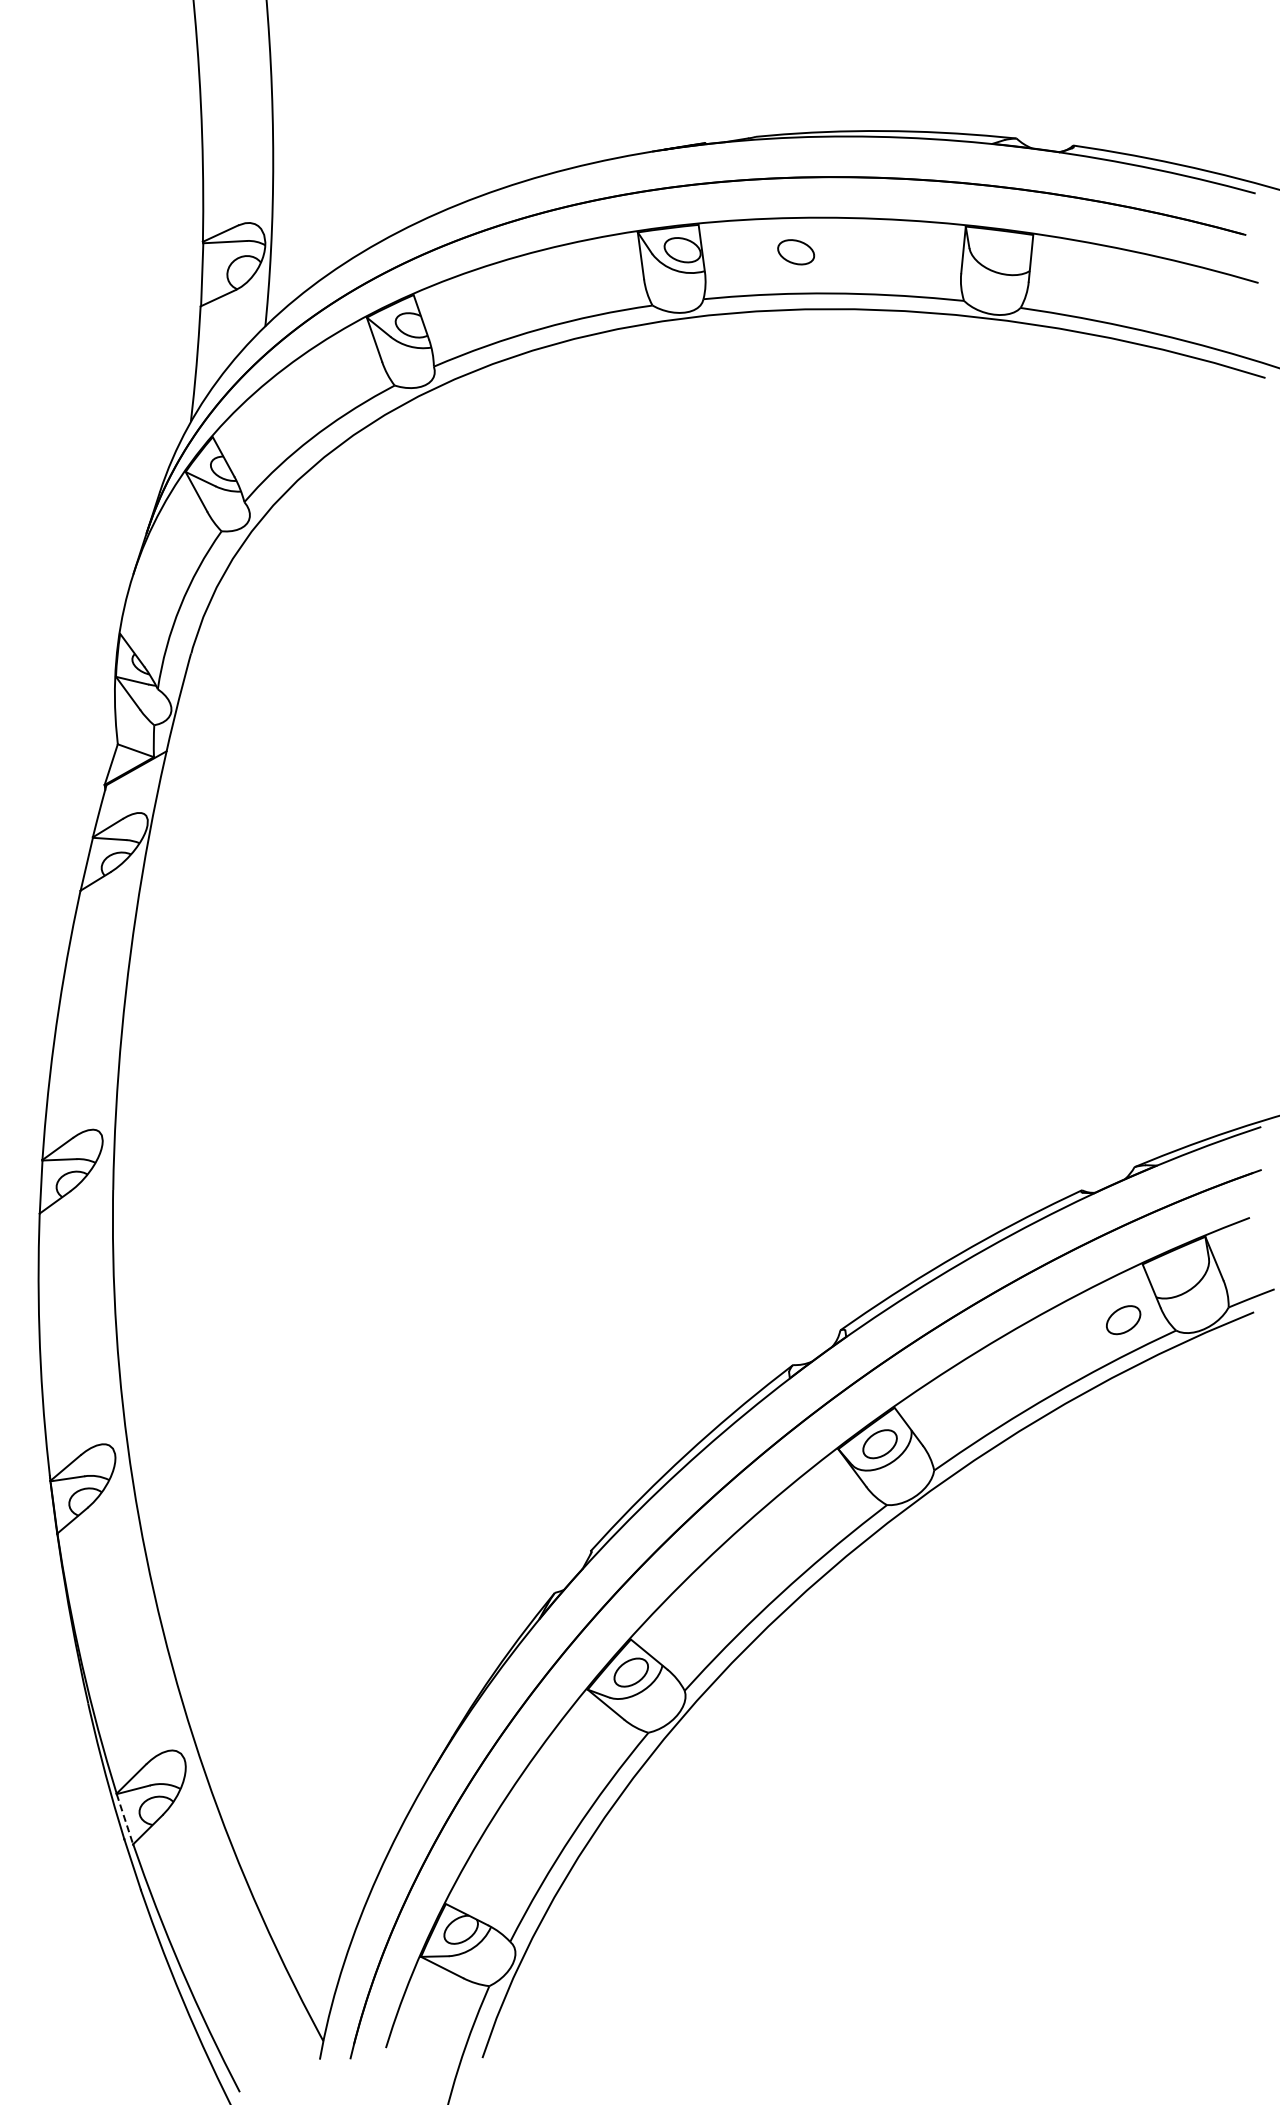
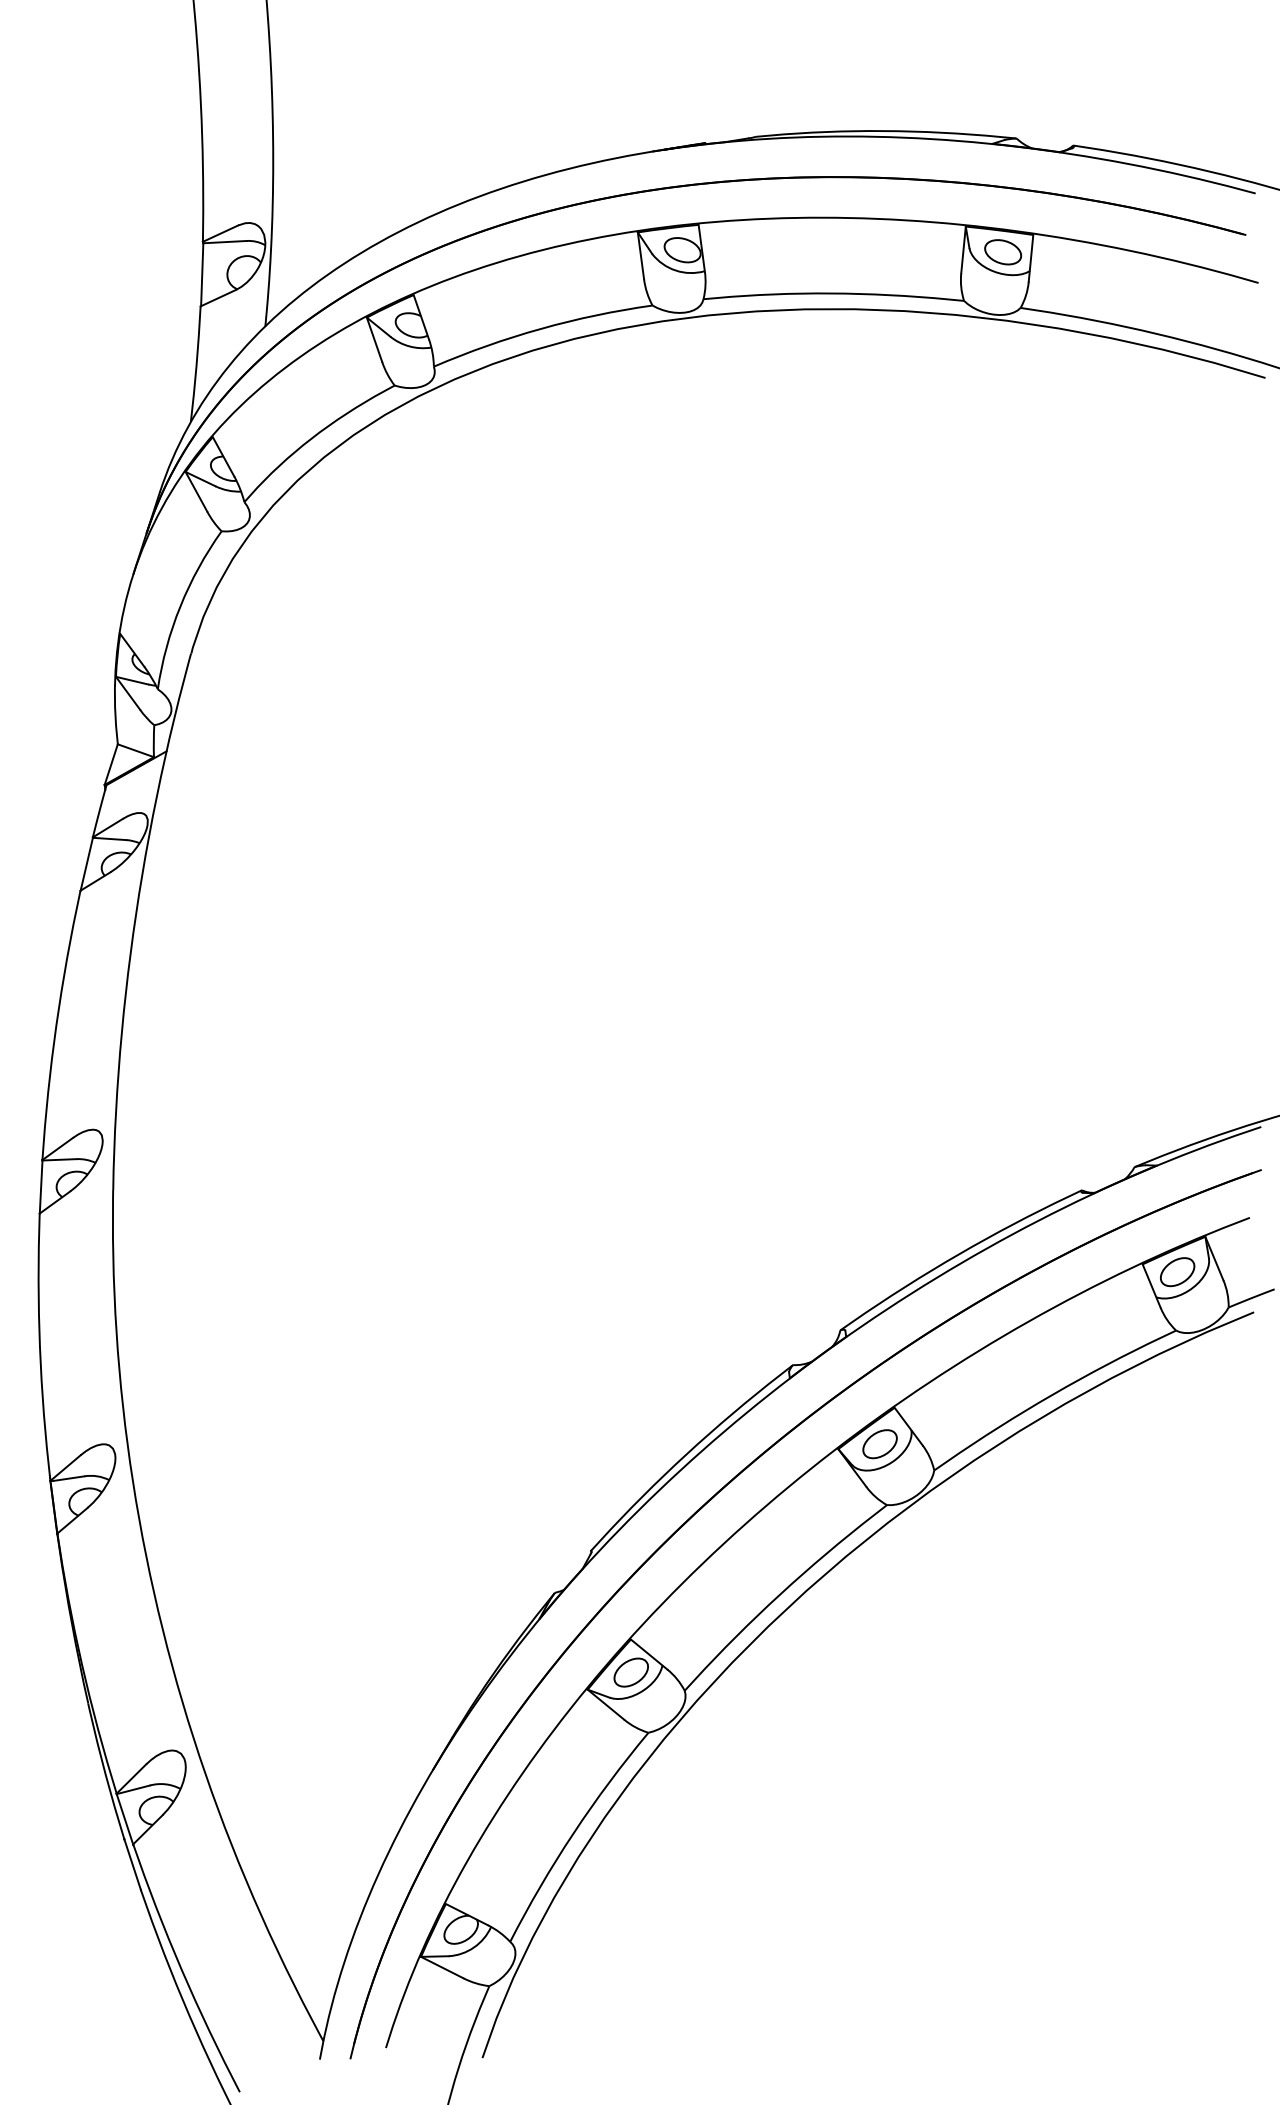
part position: (796, 252) -> (1003, 252) (1003, 252)
part position: (1123, 1320) -> (1177, 1272) (1177, 1272)
line: dashed -> solid (125, 1819)
